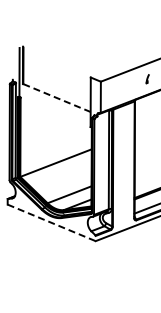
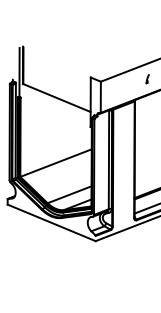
line: dashed -> solid (57, 98)
line: dashed -> solid (51, 222)
